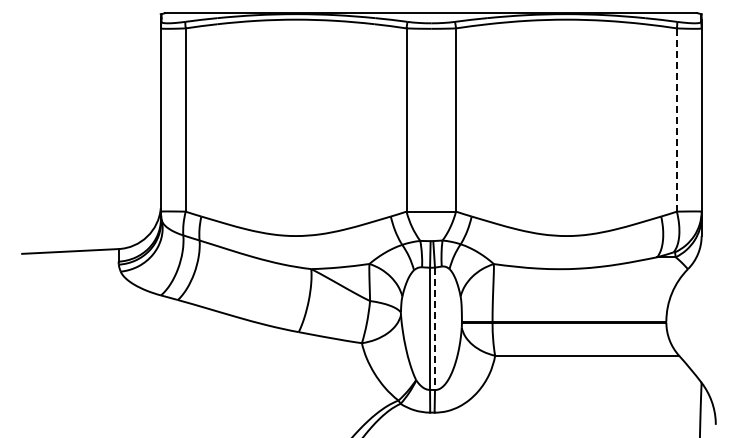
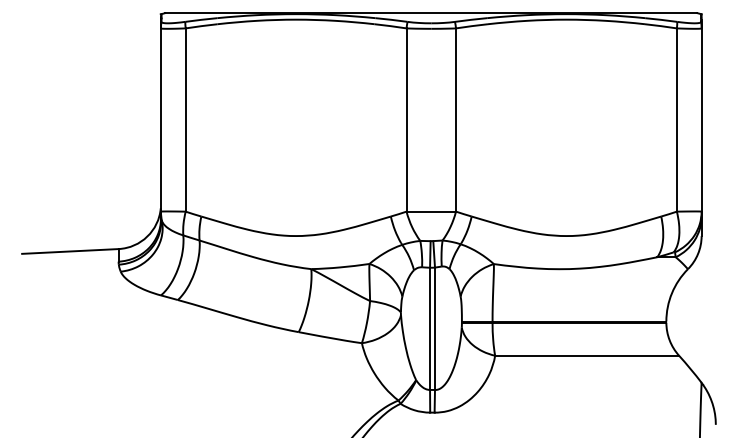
line: dashed -> solid (676, 120)
line: dashed -> solid (435, 329)
